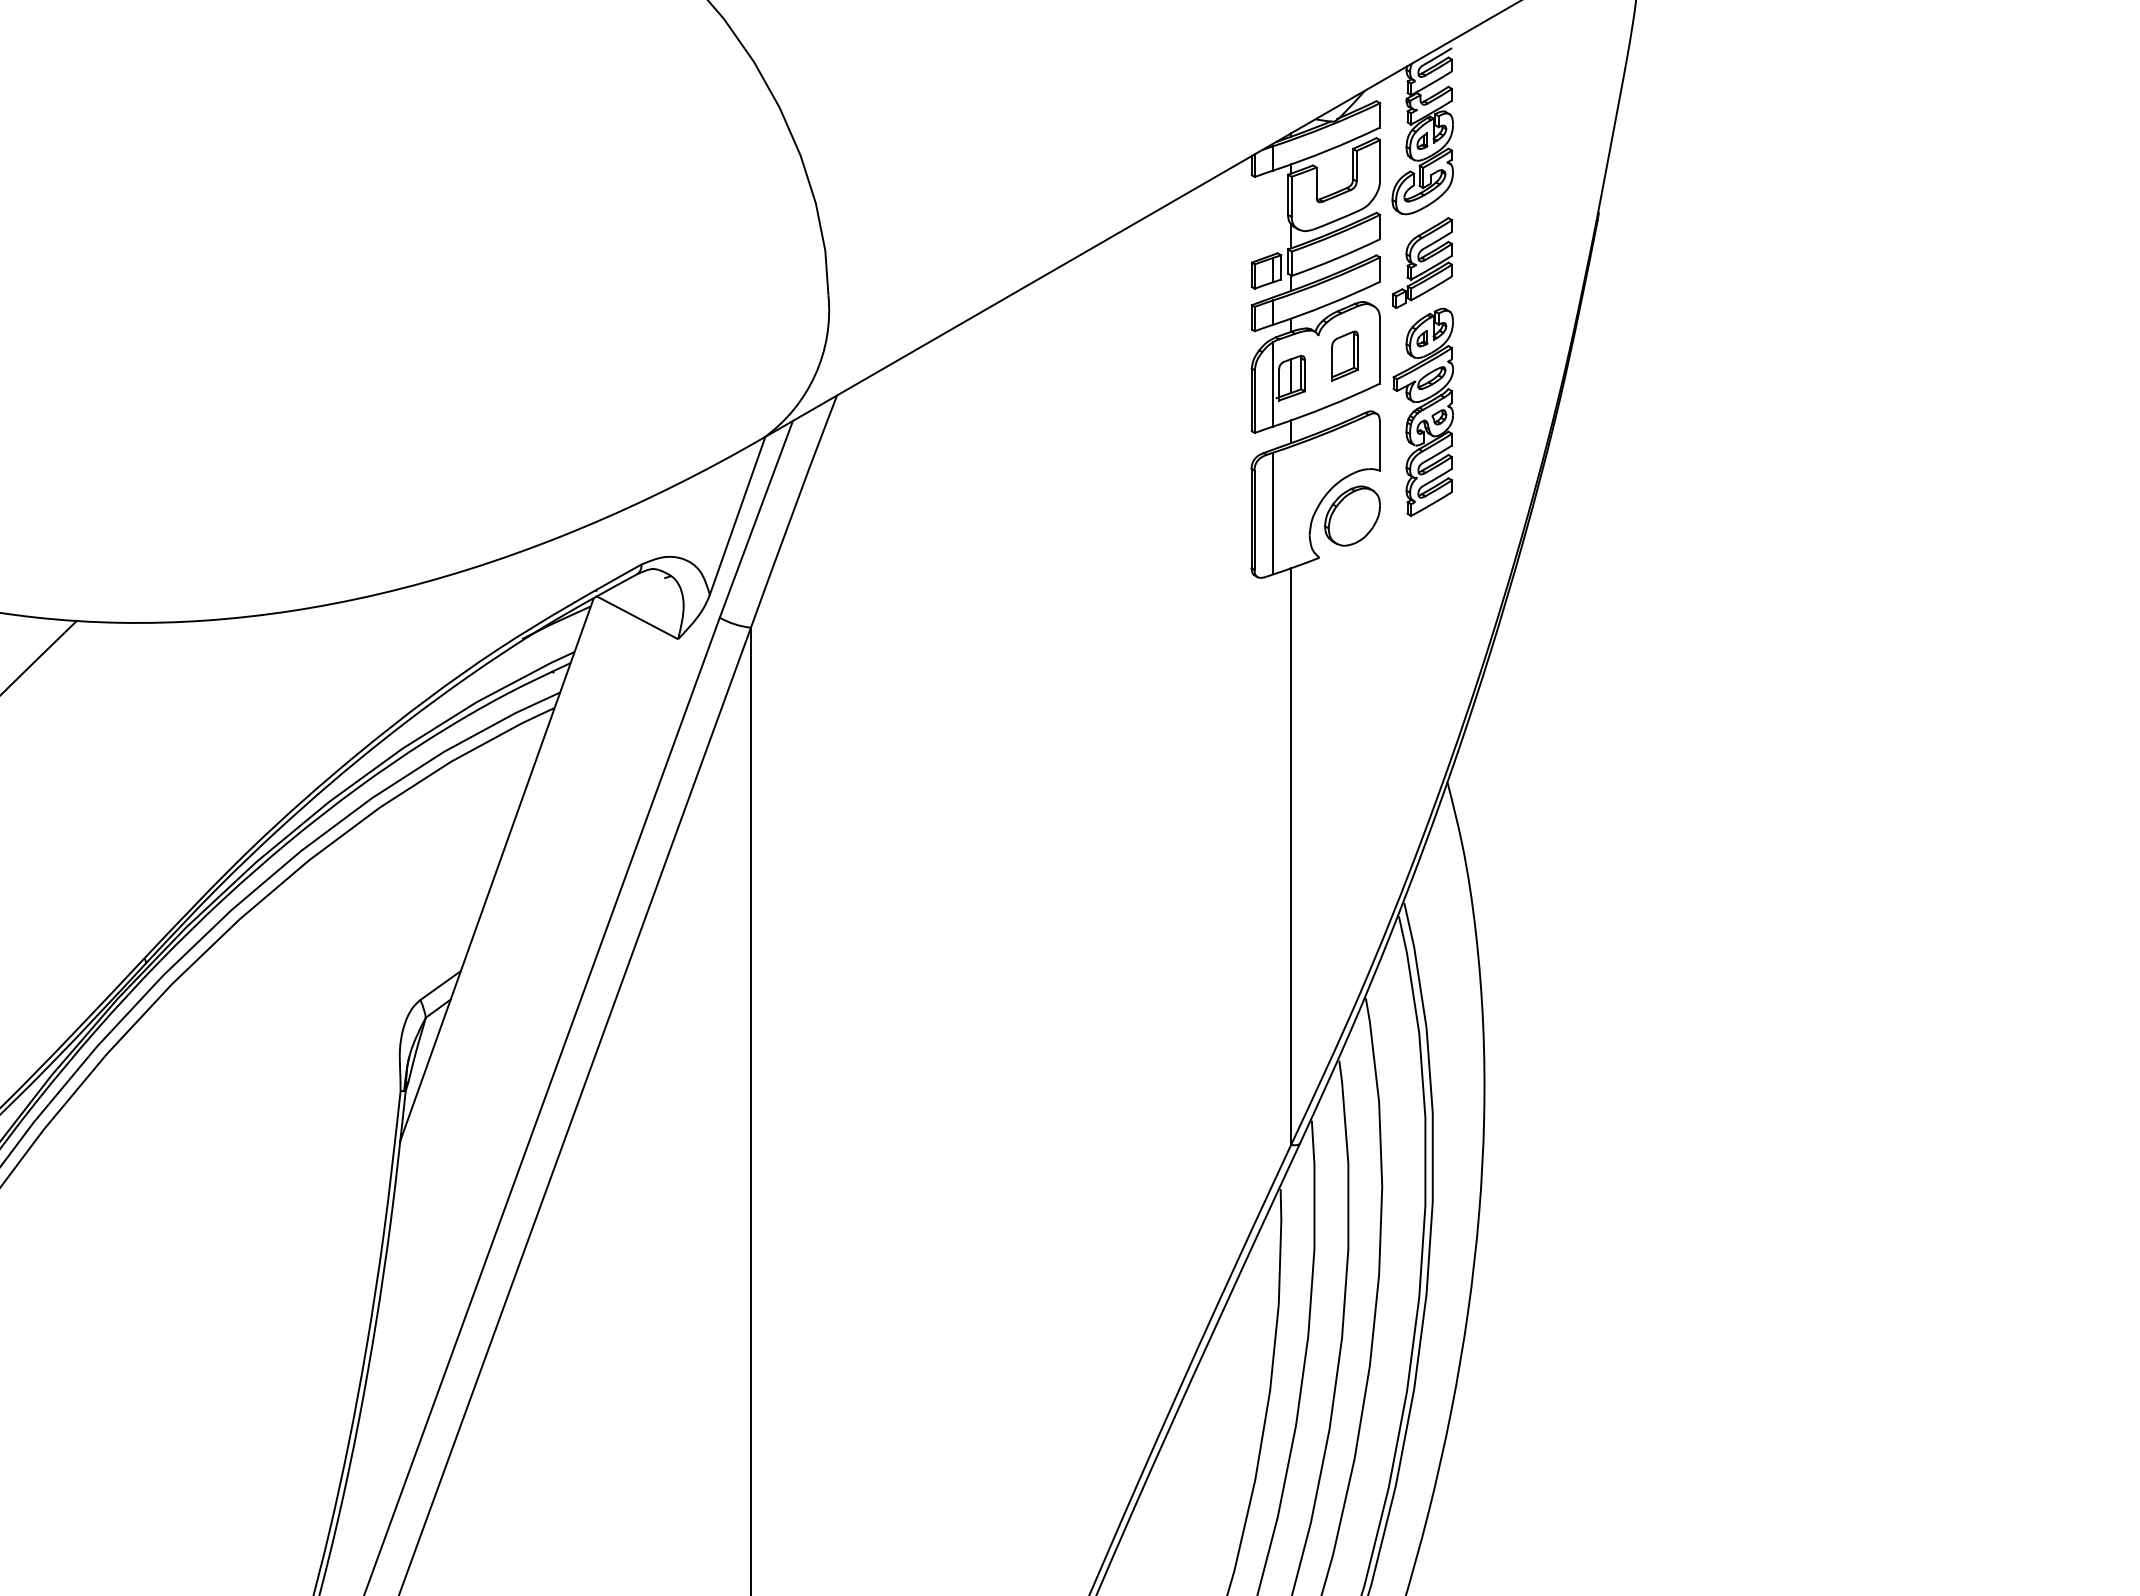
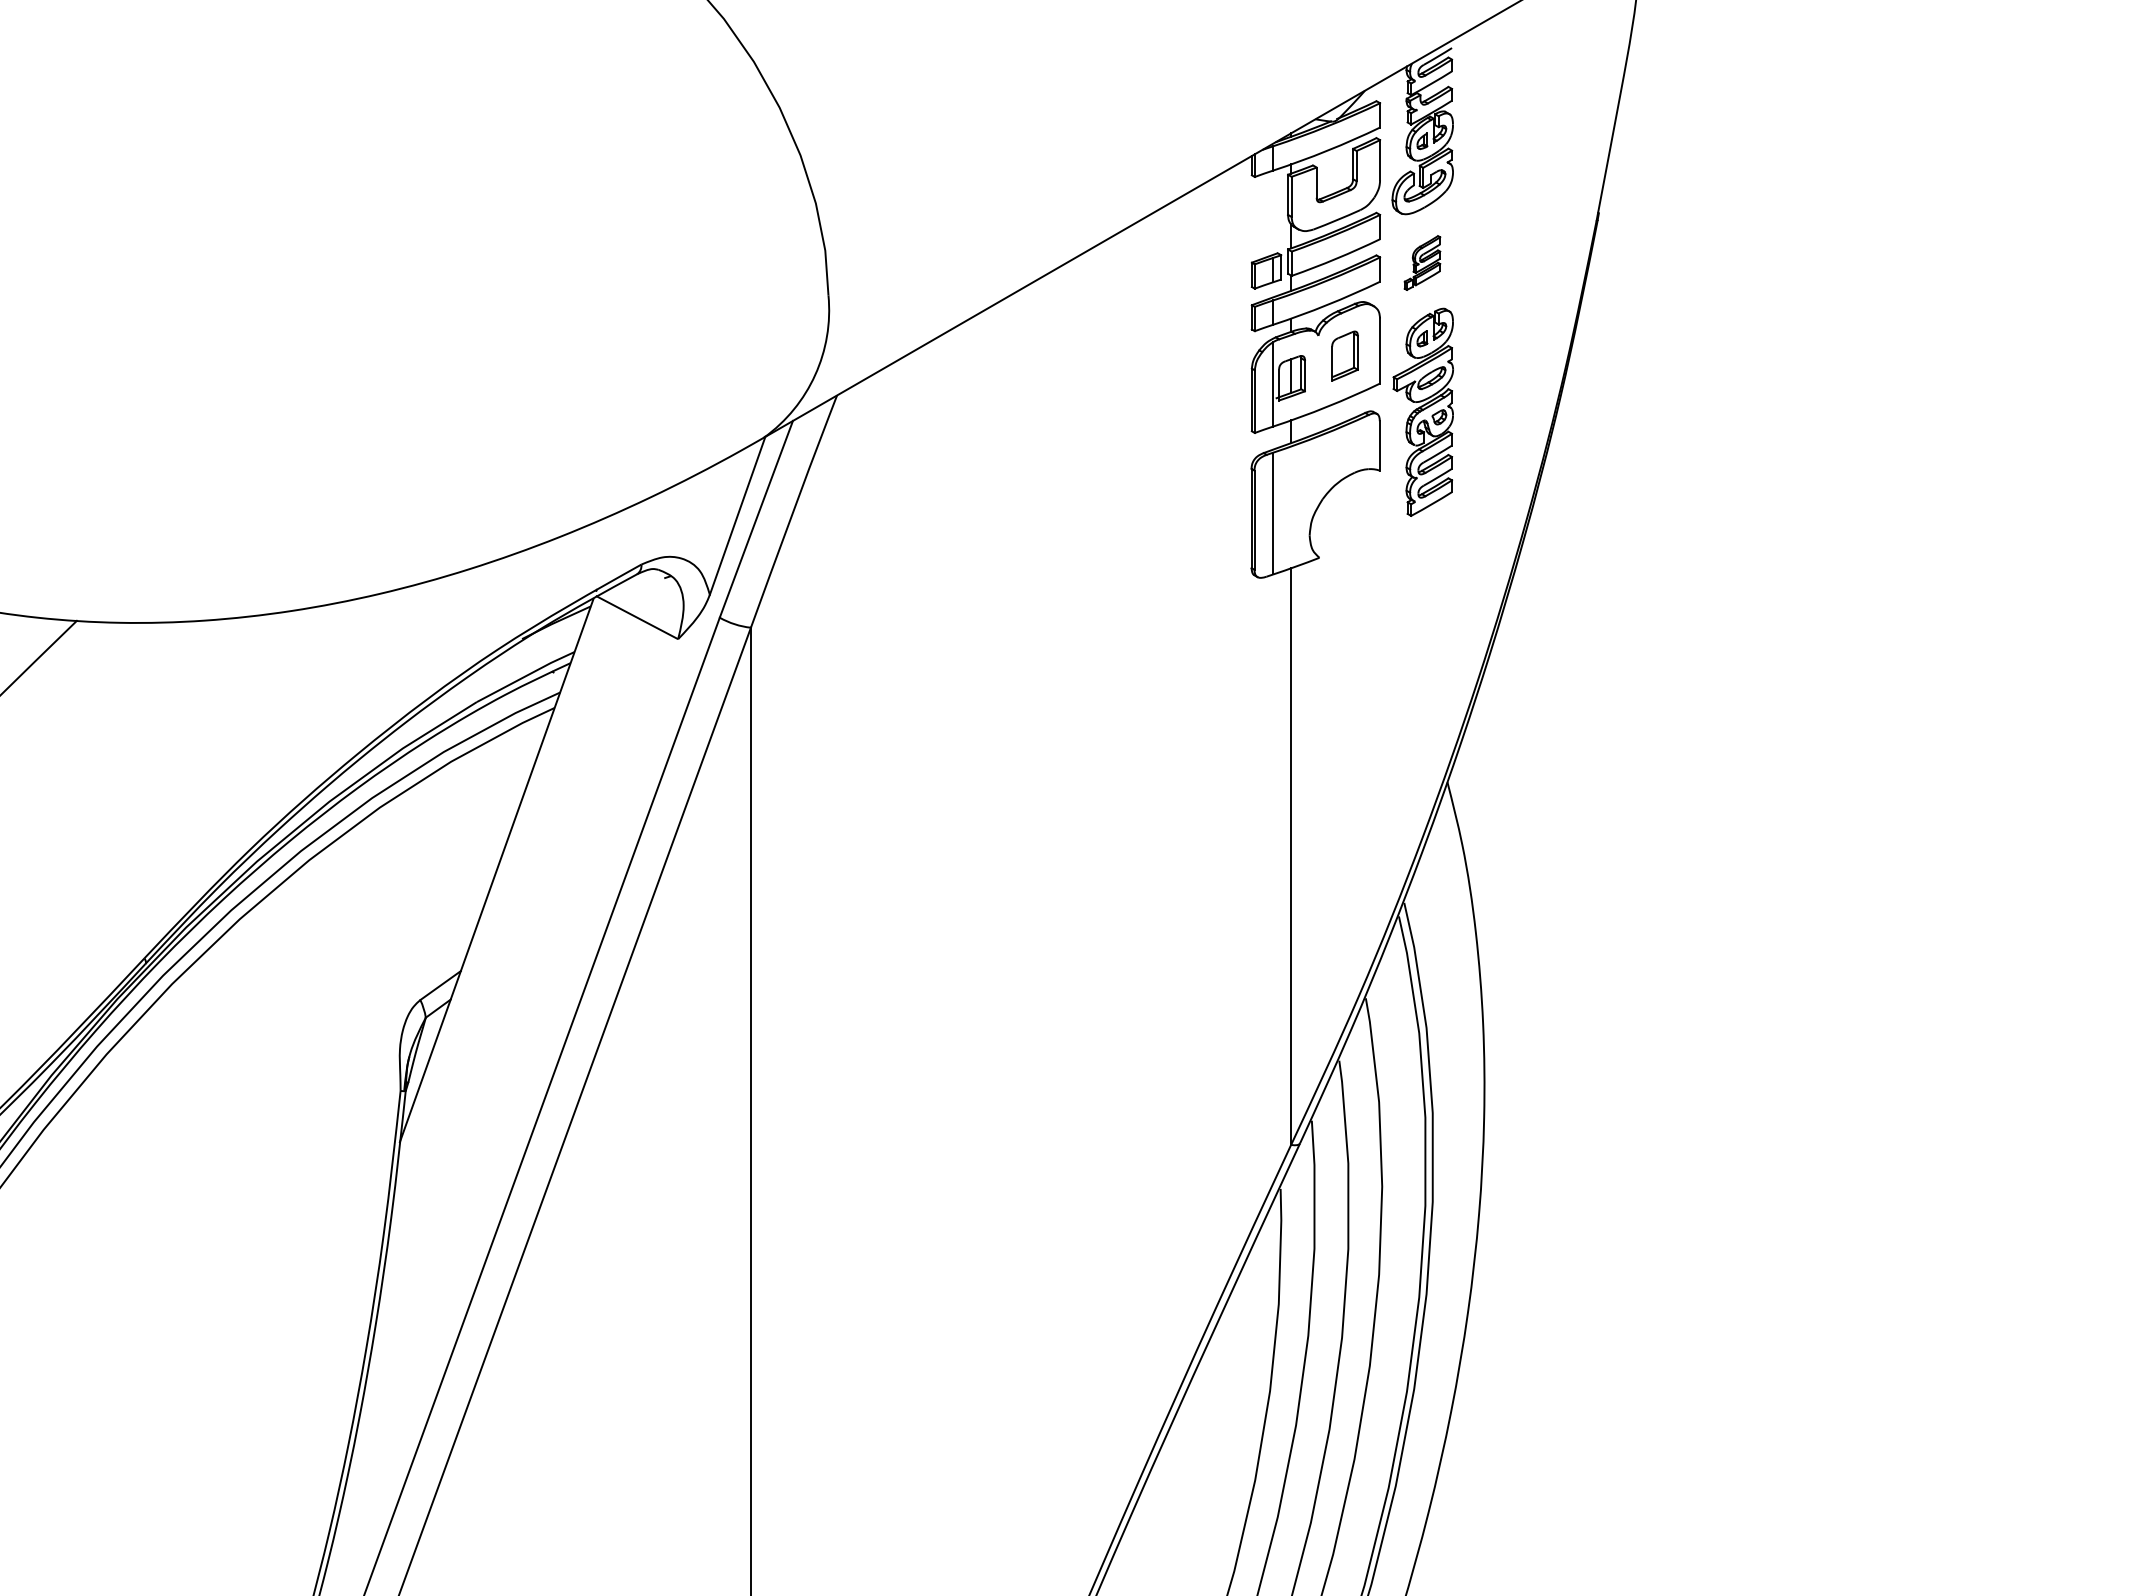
part size: 63x92 px -> 39x56 px (1422, 262)
part: present -> none (1352, 515)
